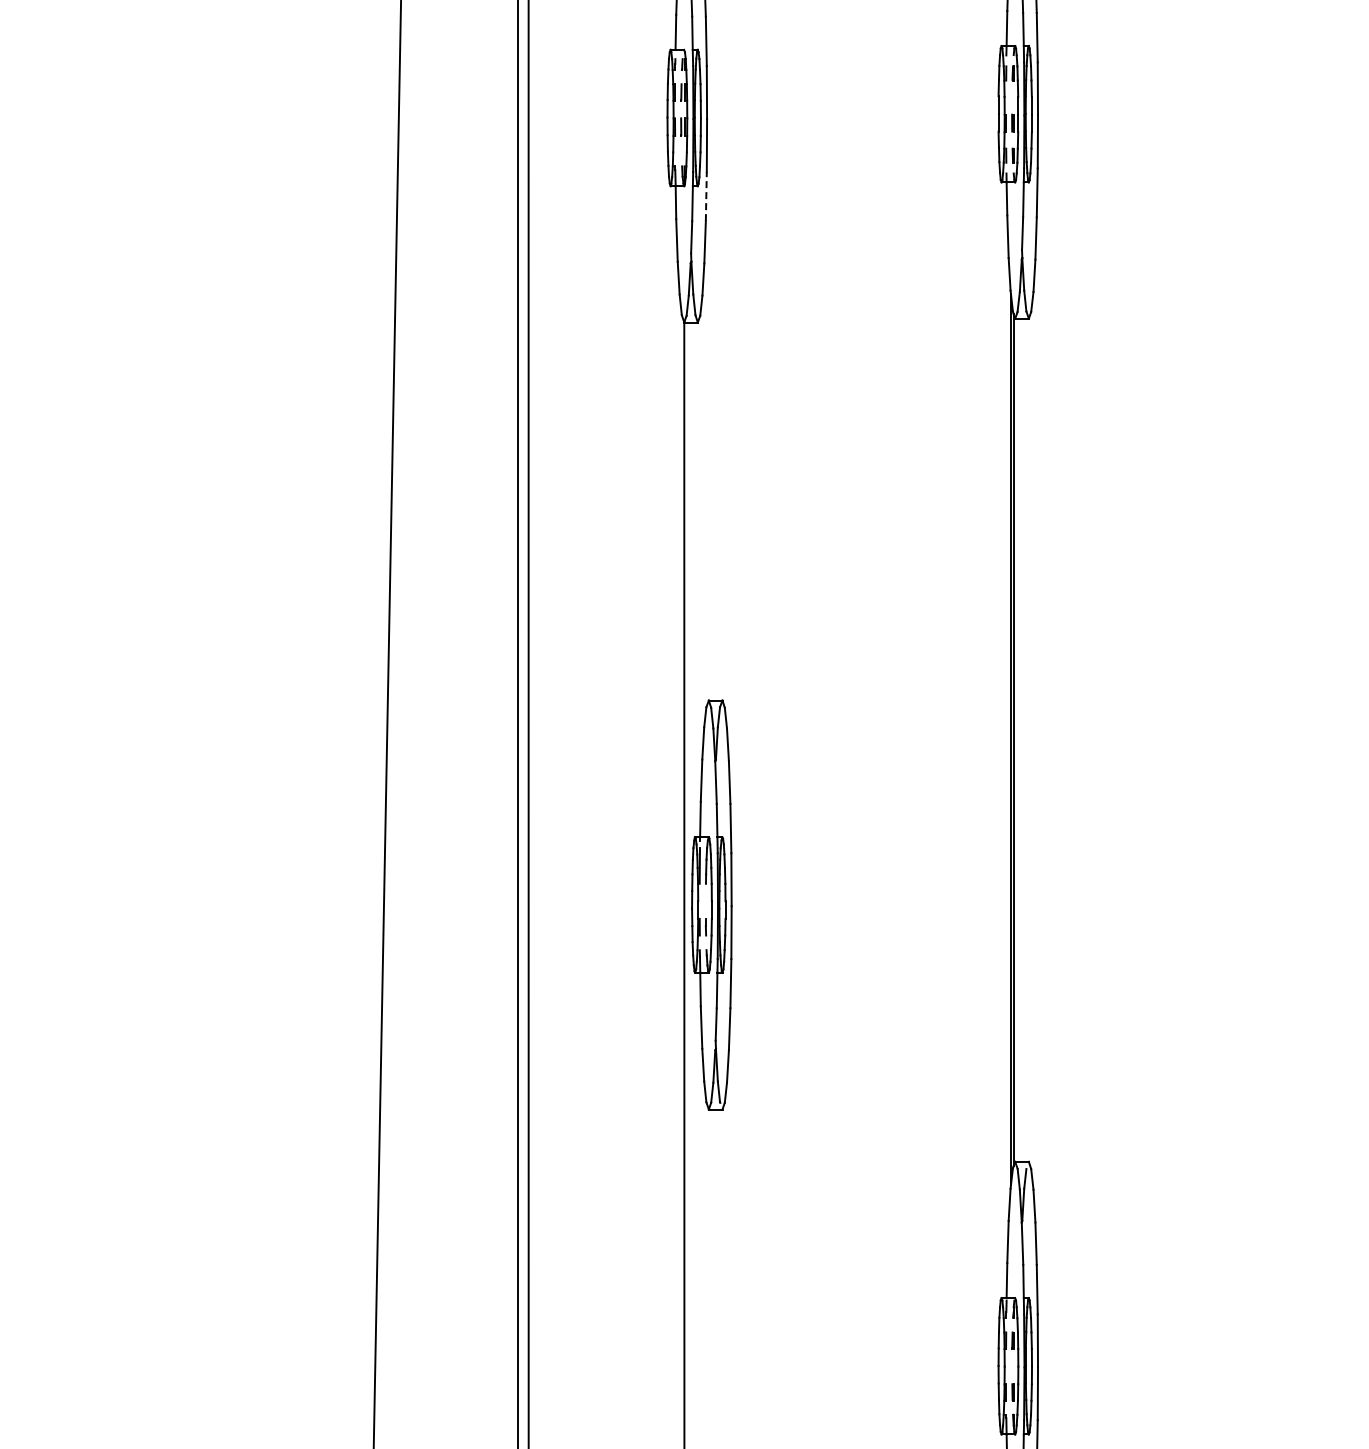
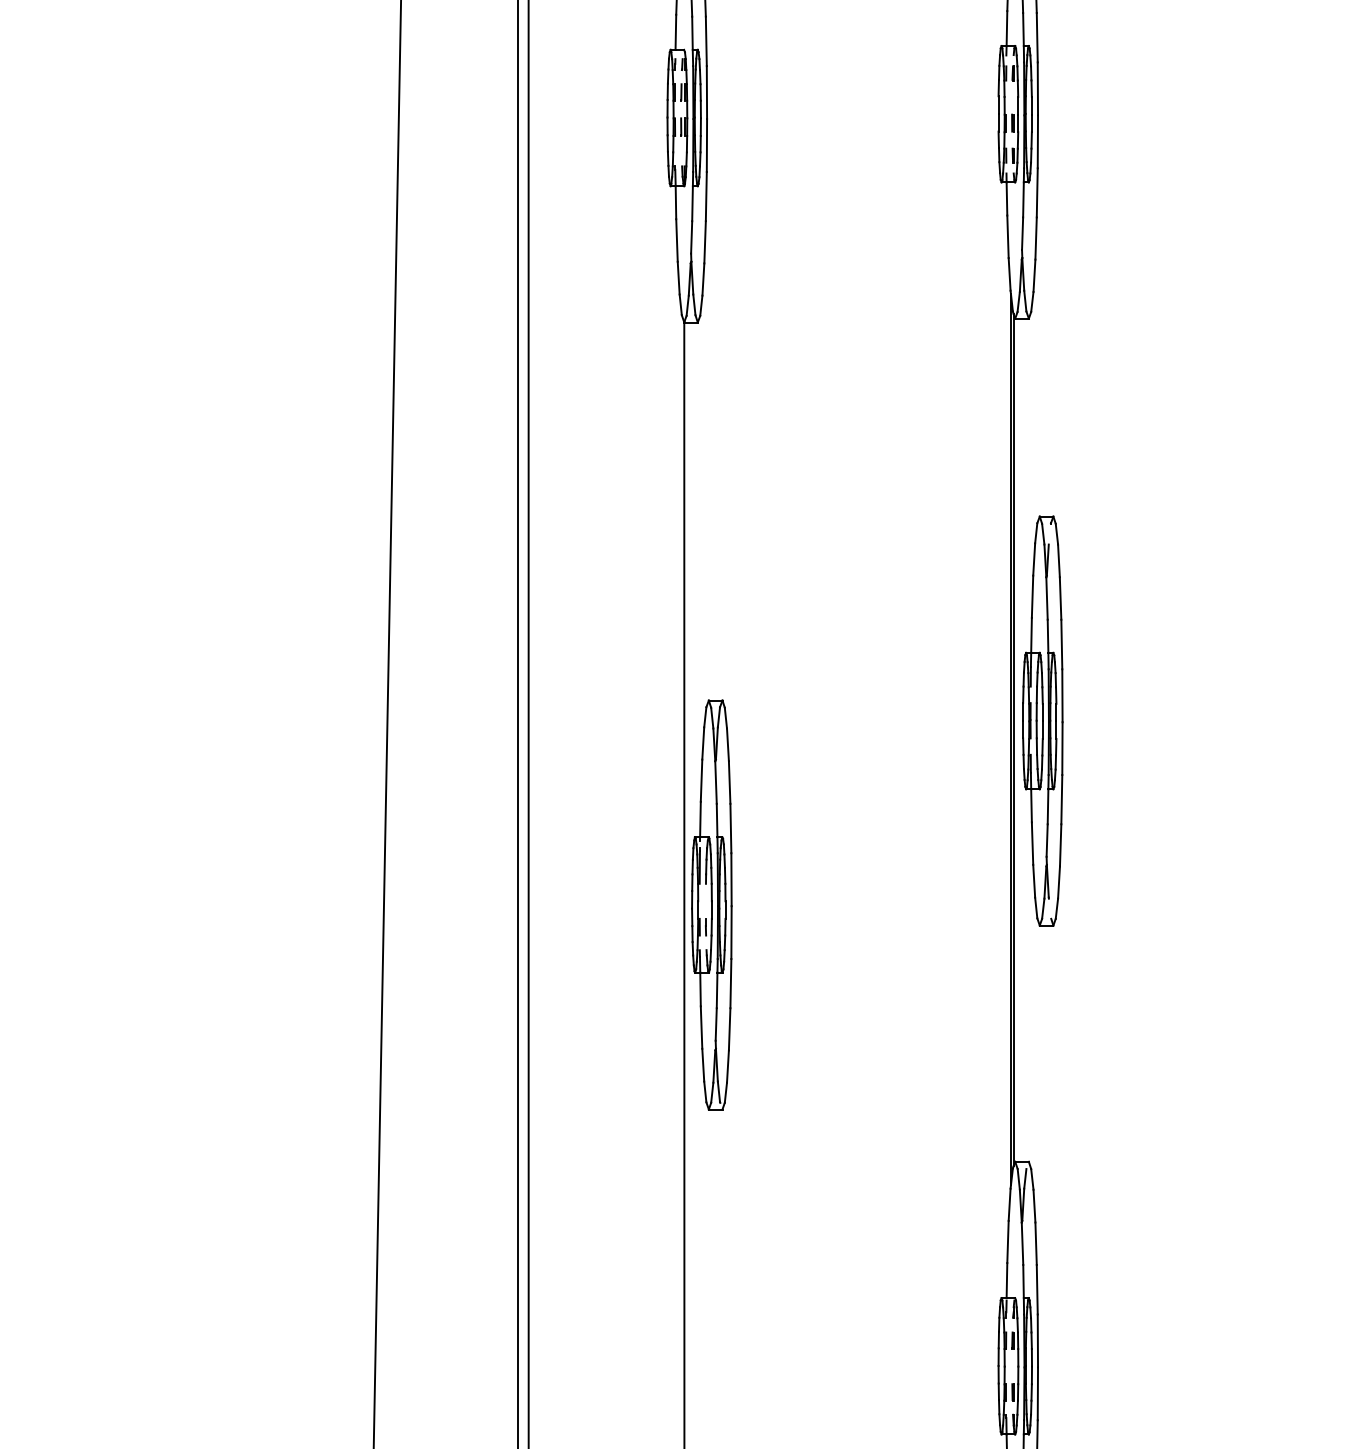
line: dashed -> solid (706, 196)
part: none -> present (1042, 720)
